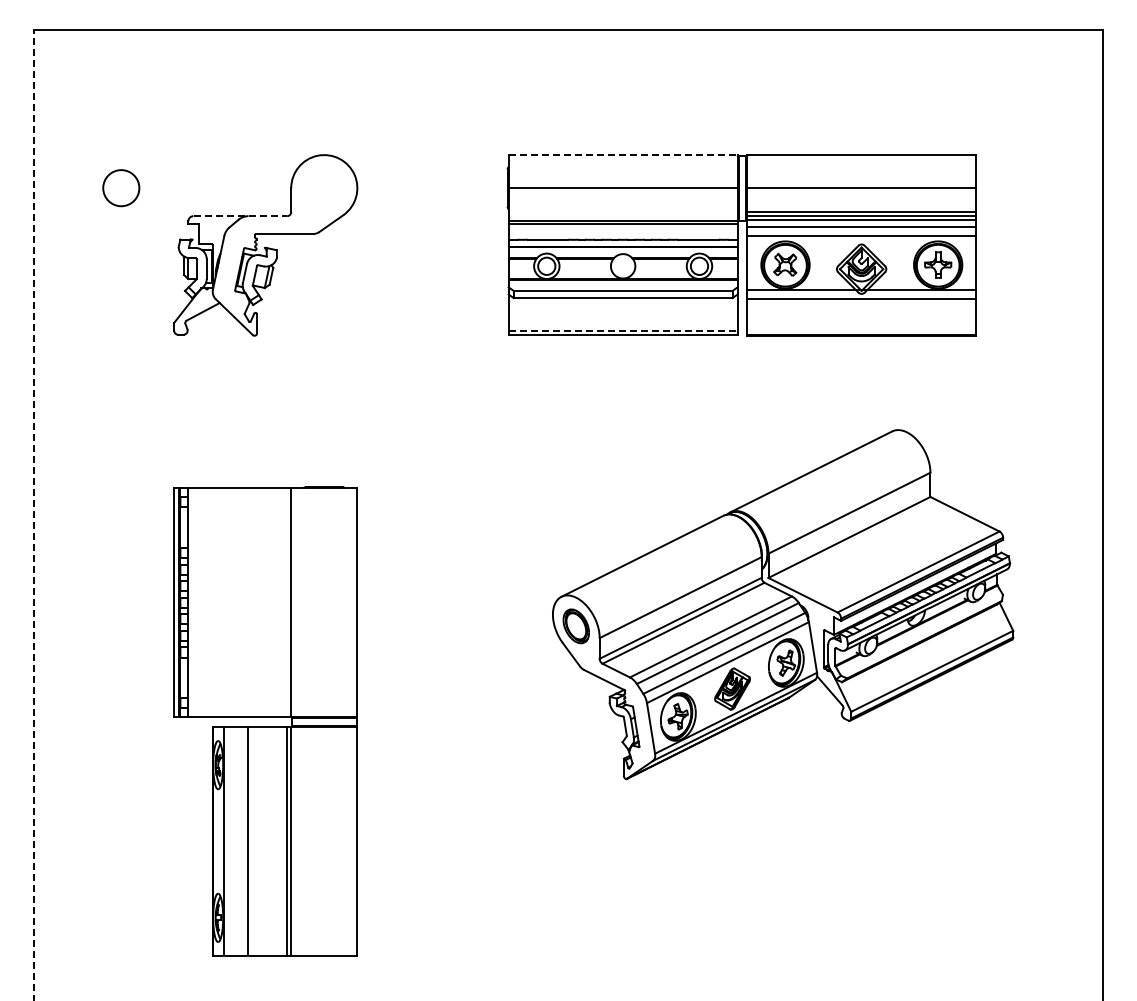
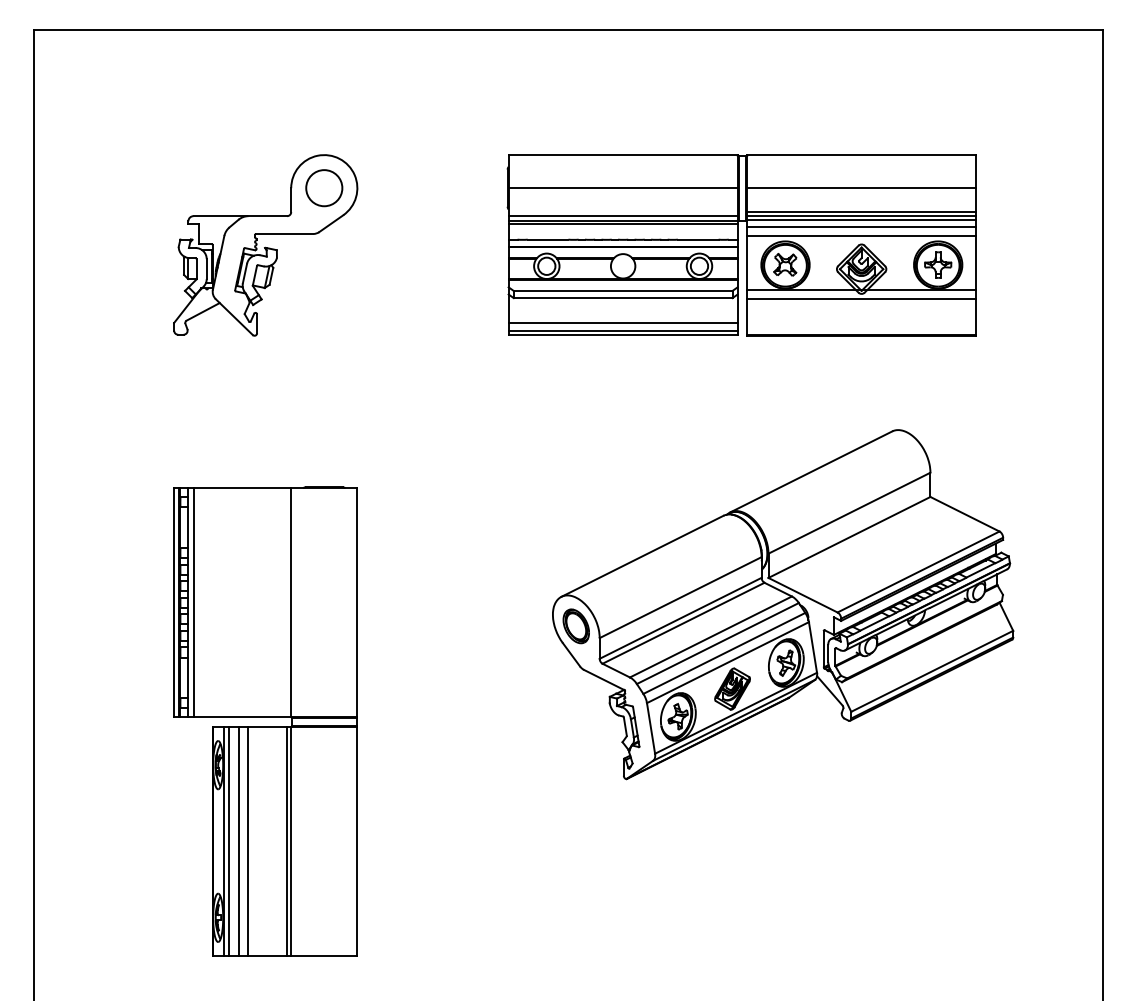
line: dashed -> solid (623, 155)
circle position: (121, 188) -> (324, 188) (324, 188)
line: dashed -> solid (240, 216)
line: none -> present (622, 216)
line: none -> present (622, 322)
line: dashed -> solid (623, 330)
line: dashed -> solid (34, 514)
line: none -> present (193, 602)
line: none -> present (229, 841)
line: none -> present (238, 841)
